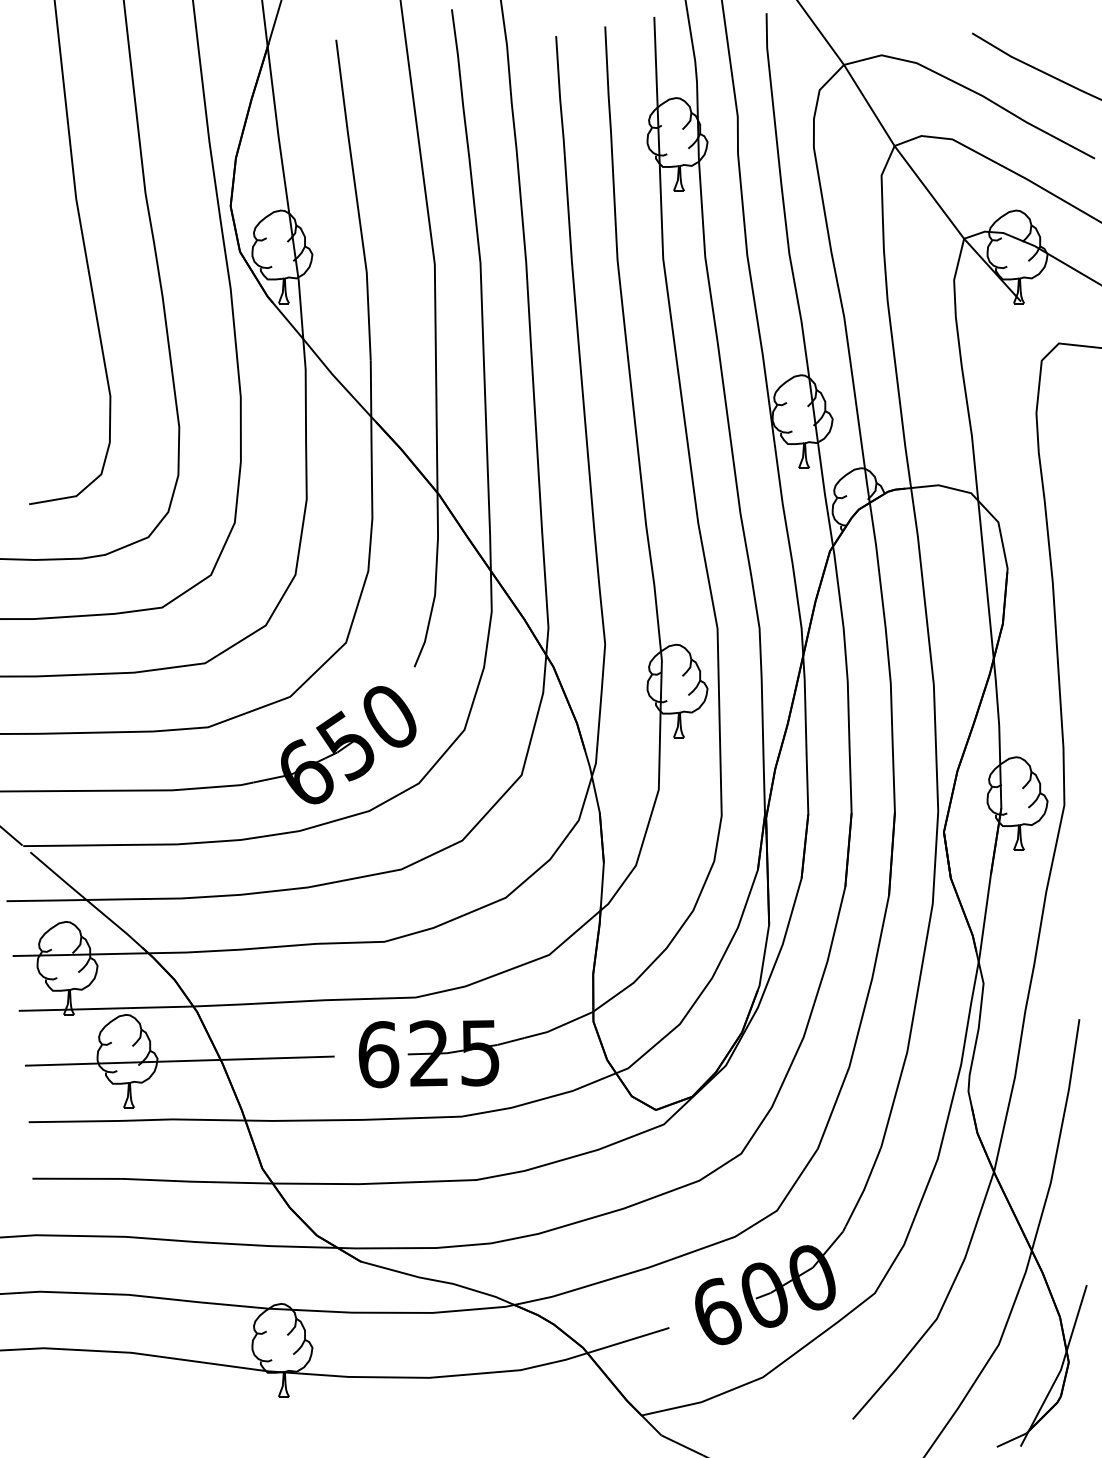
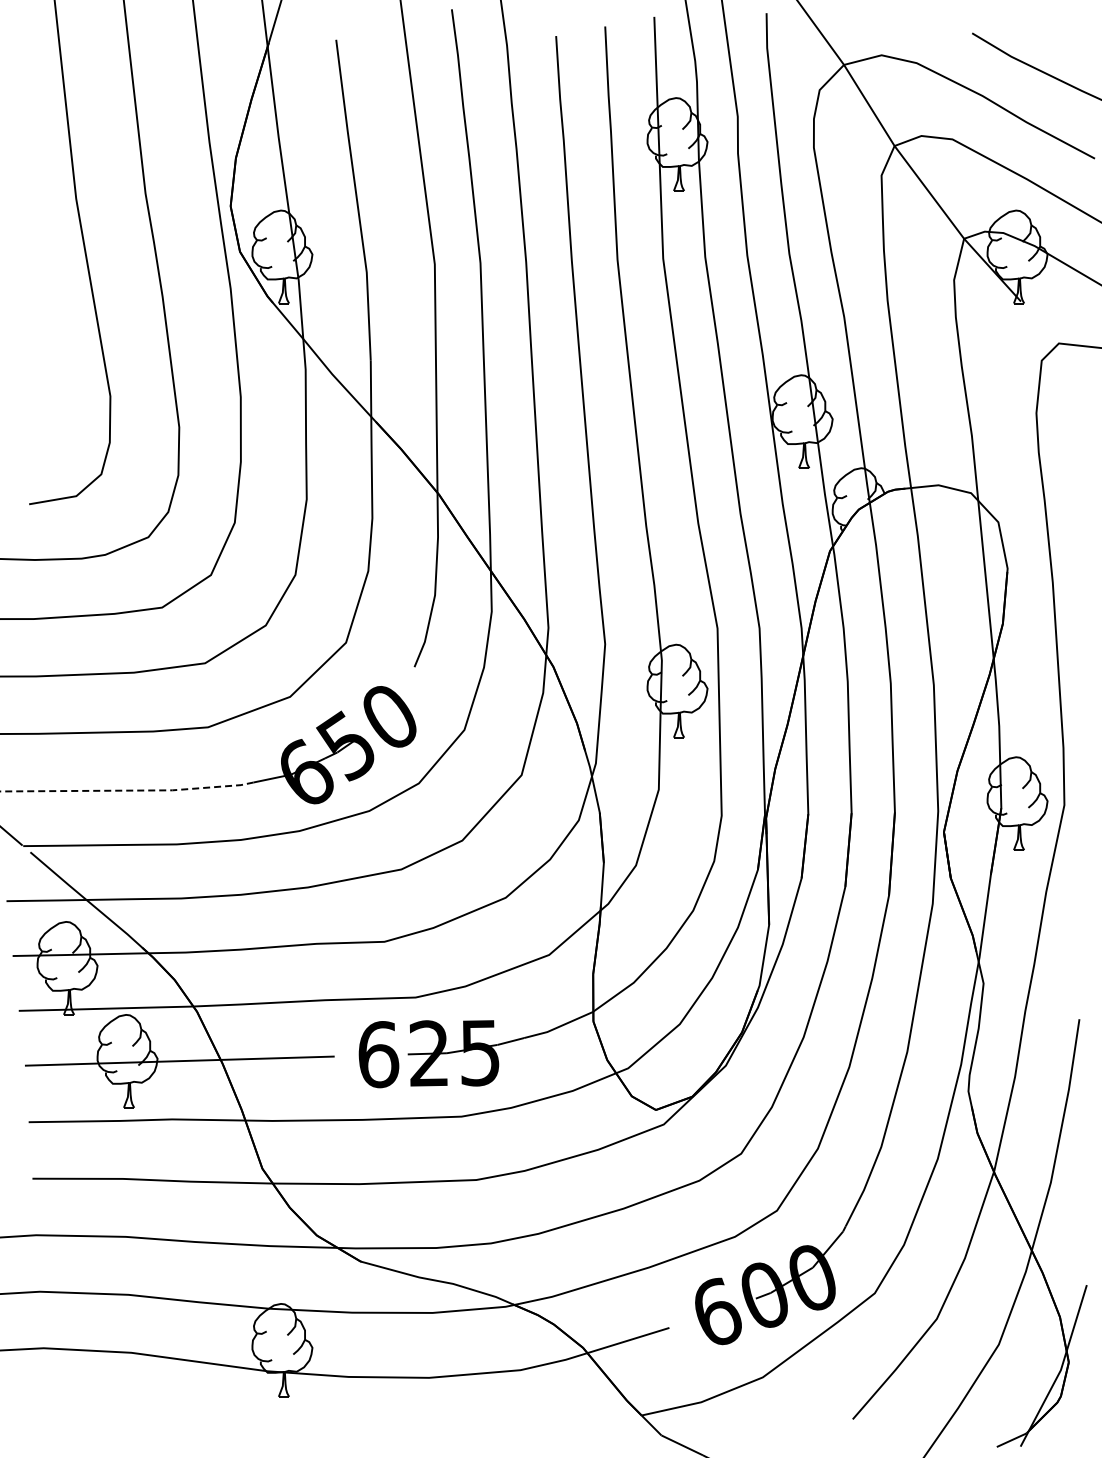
line: solid -> dashed (128, 790)
